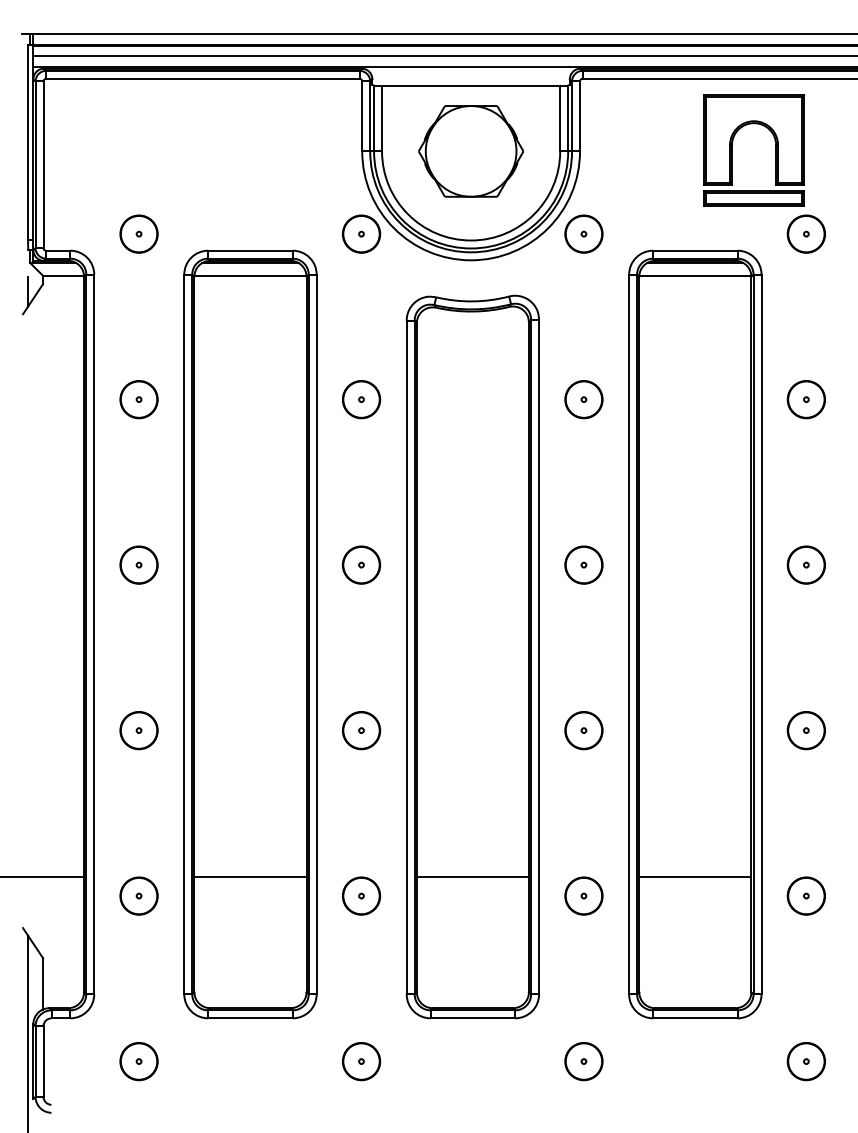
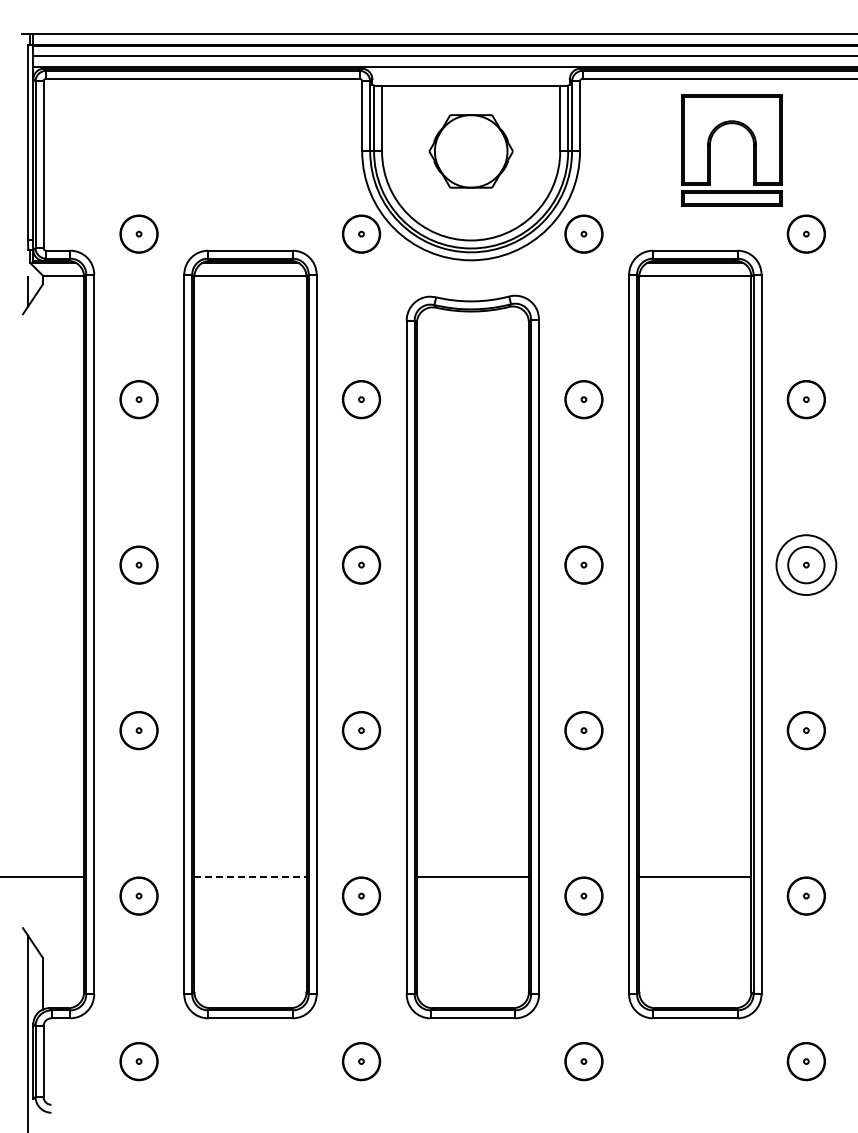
part position: (775, 150) -> (753, 150) (753, 150)
part size: 107x93 px -> 86x75 px (470, 151)
circle diameter: 37 px -> 60 px (806, 565)
line: solid -> dashed (250, 876)
